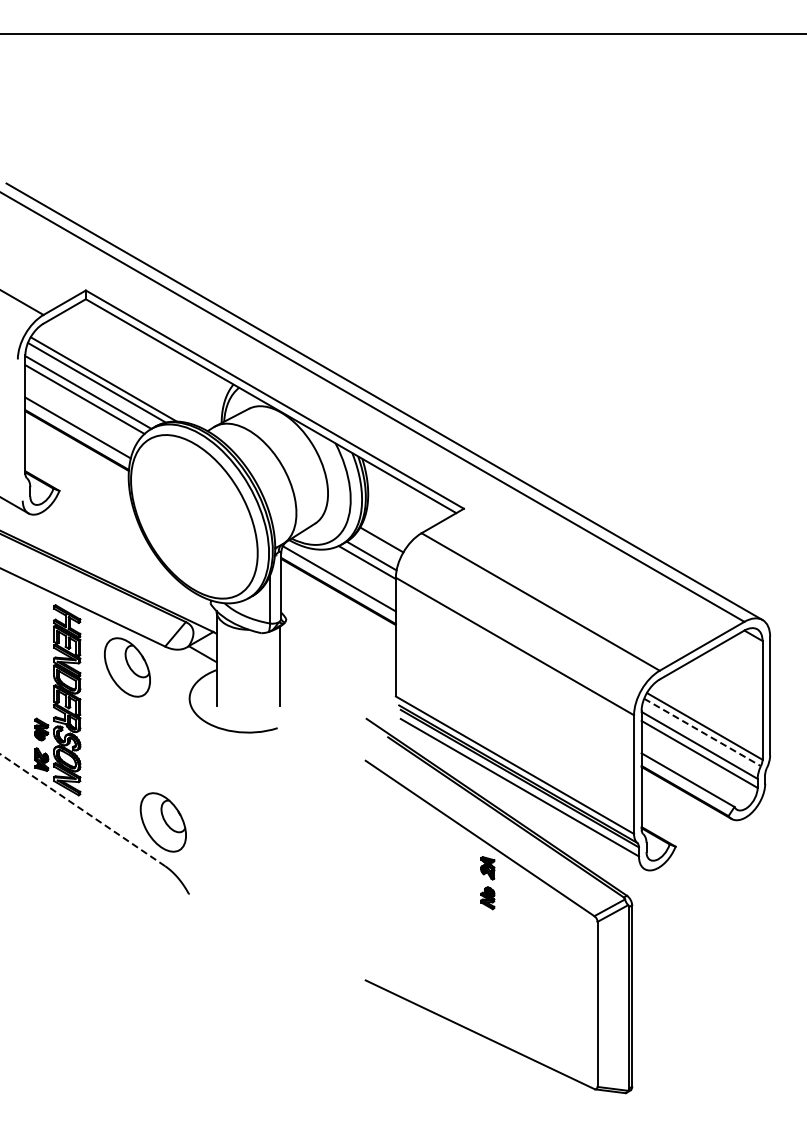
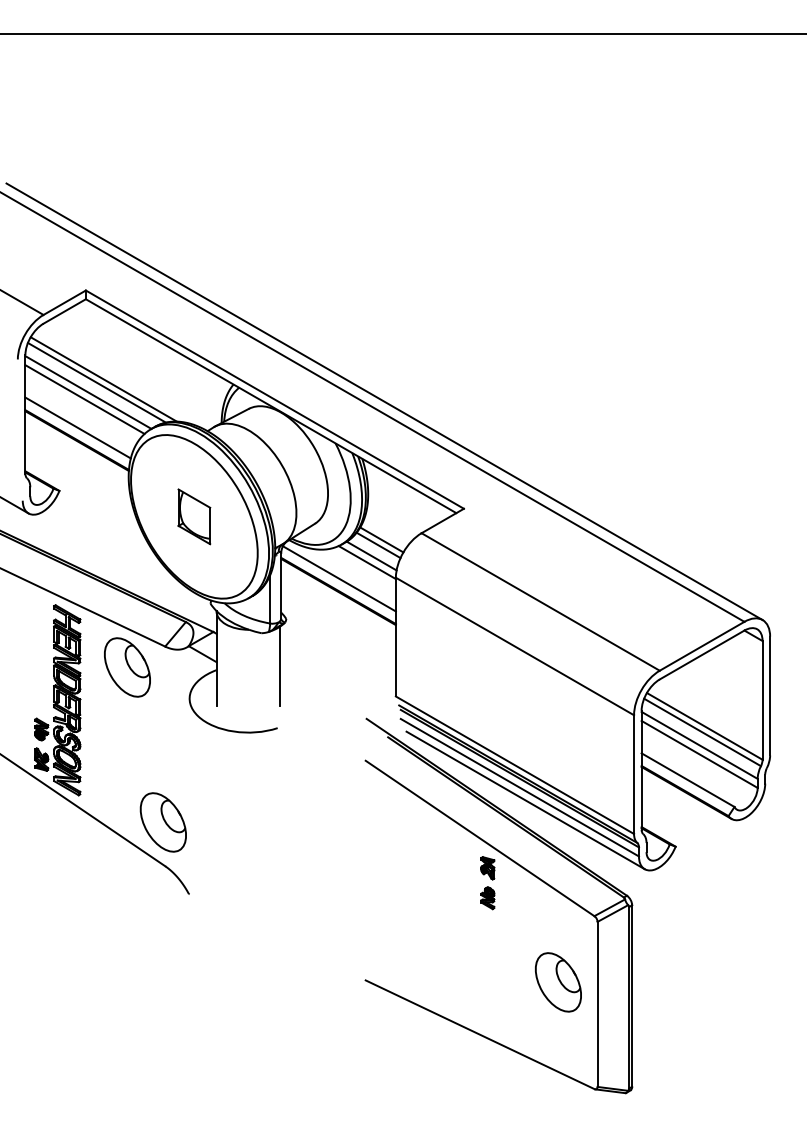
part: none -> present (194, 516)
line: none -> present (378, 545)
line: dashed -> solid (702, 732)
line: none -> present (525, 800)
line: dashed -> solid (82, 810)
part: none -> present (558, 982)
